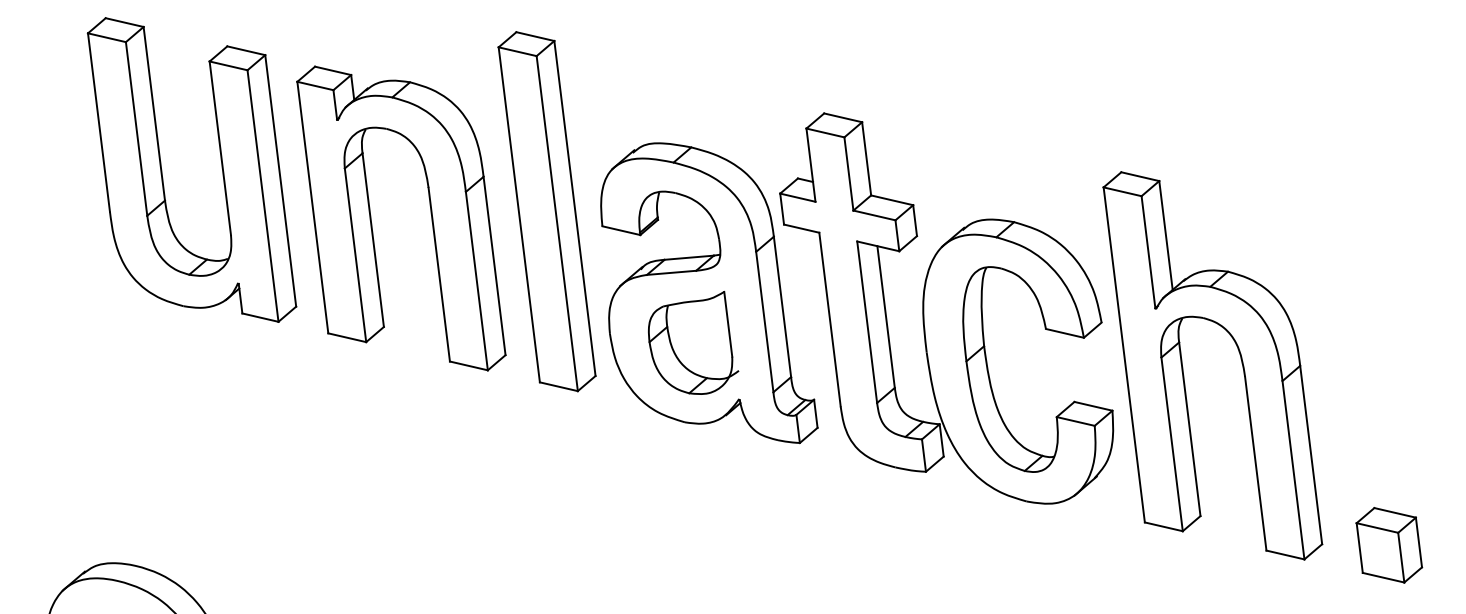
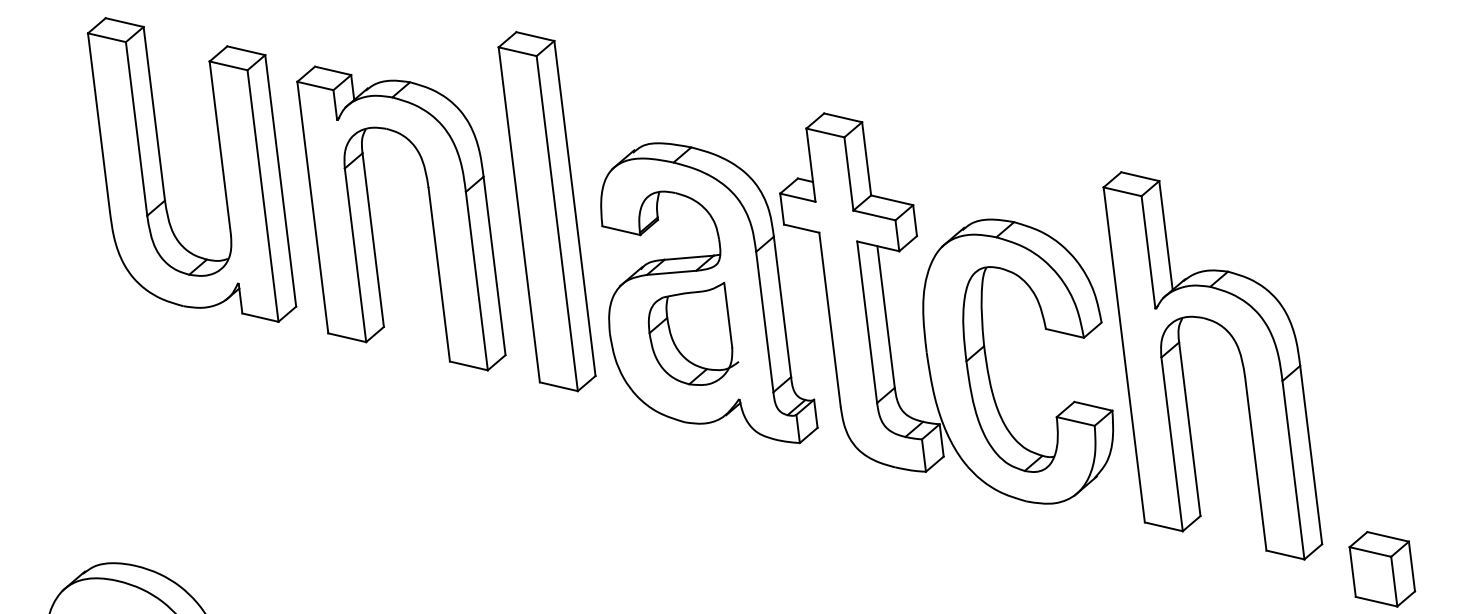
part position: (693, 342) -> (693, 333) (693, 333)
part position: (1389, 545) -> (1382, 569) (1382, 569)
